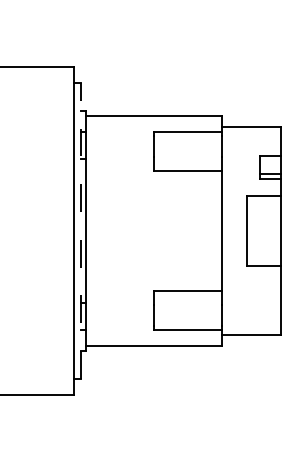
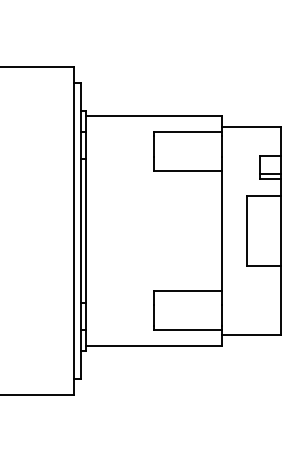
line: dashed -> solid (81, 231)
